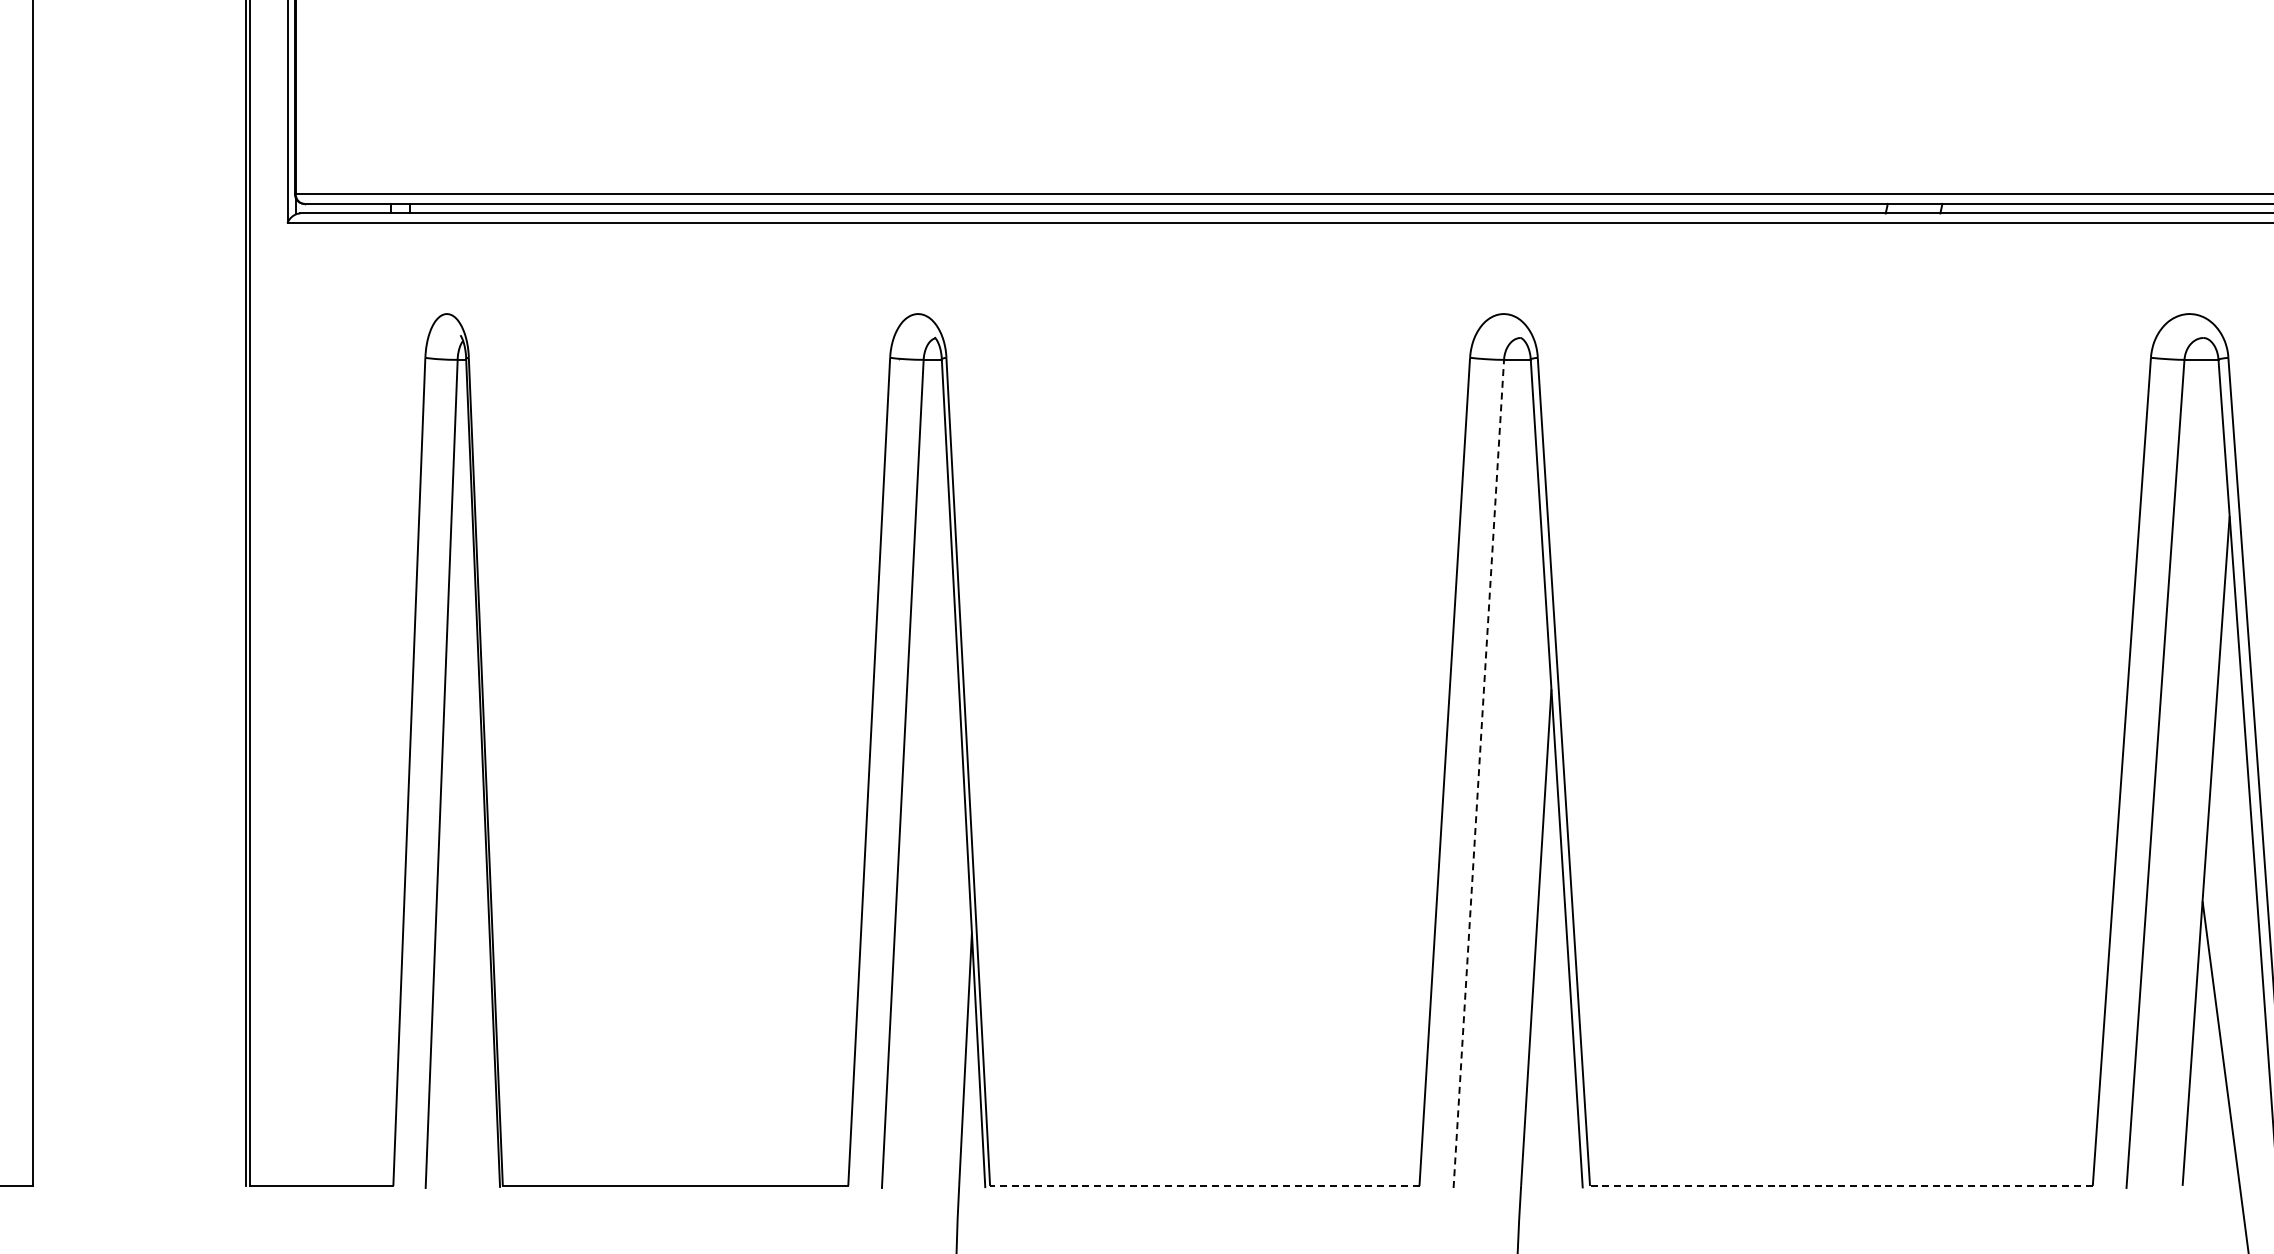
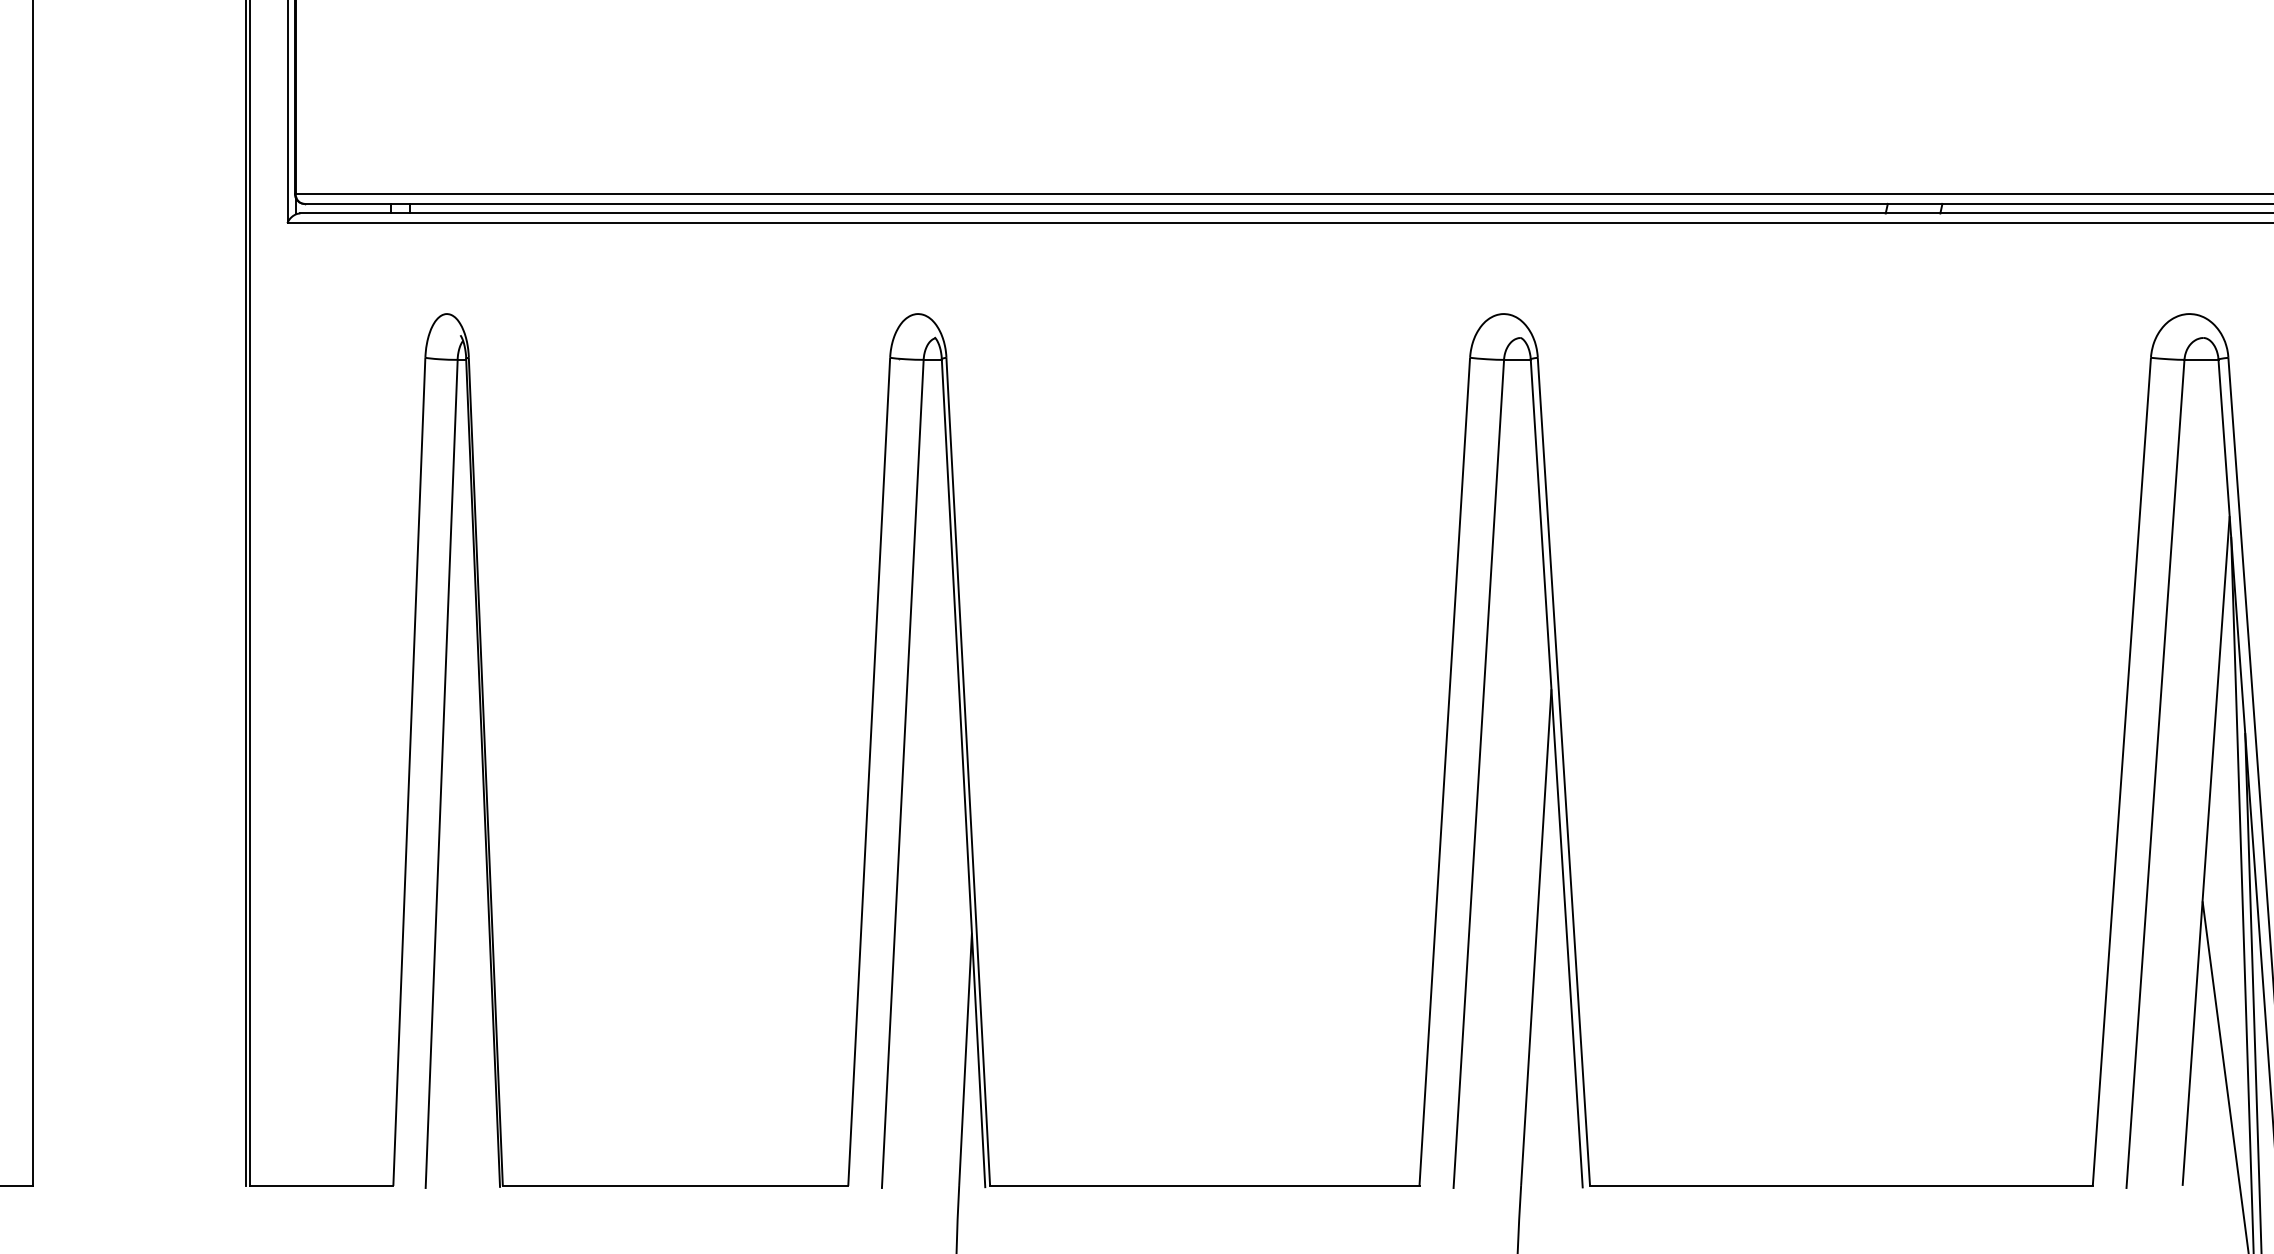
line: dashed -> solid (1478, 773)
line: none -> present (2242, 893)
line: none -> present (2253, 991)
line: dashed -> solid (1204, 1185)
line: dashed -> solid (1840, 1185)
